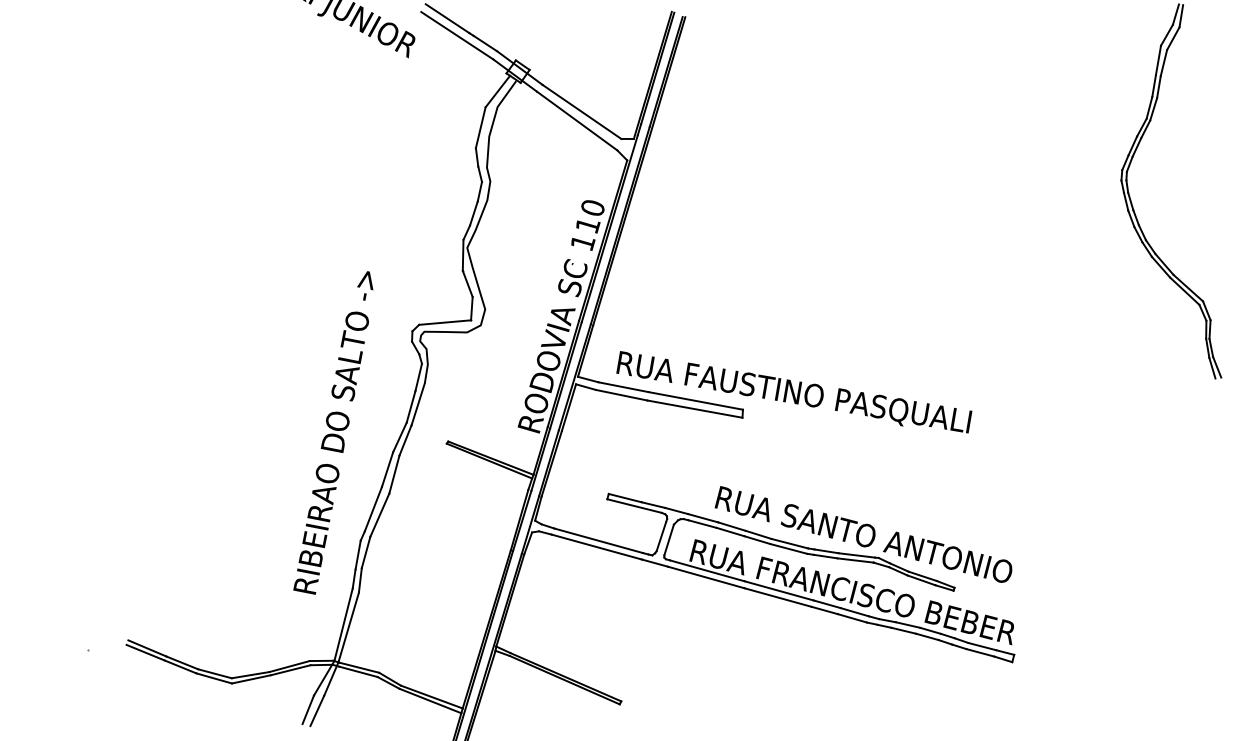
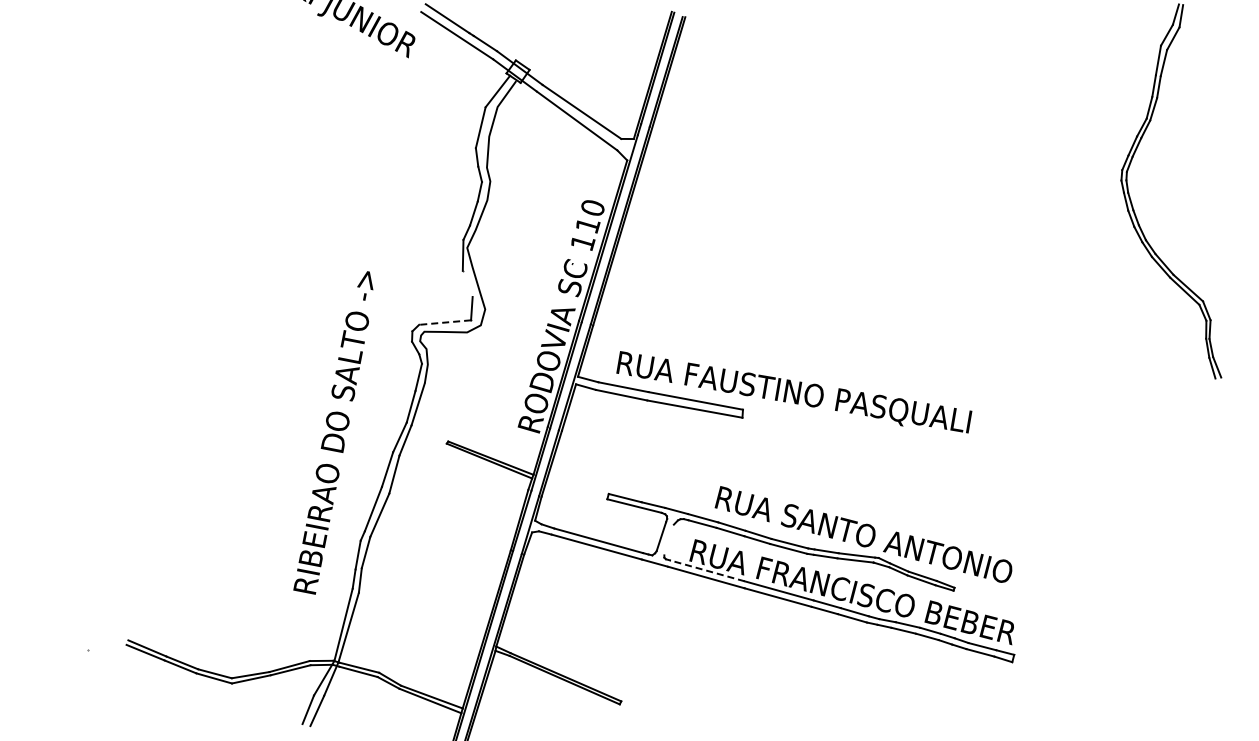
line: present -> none (467, 283)
line: solid -> dashed (444, 322)
line: present -> none (668, 539)
line: solid -> dashed (707, 570)
